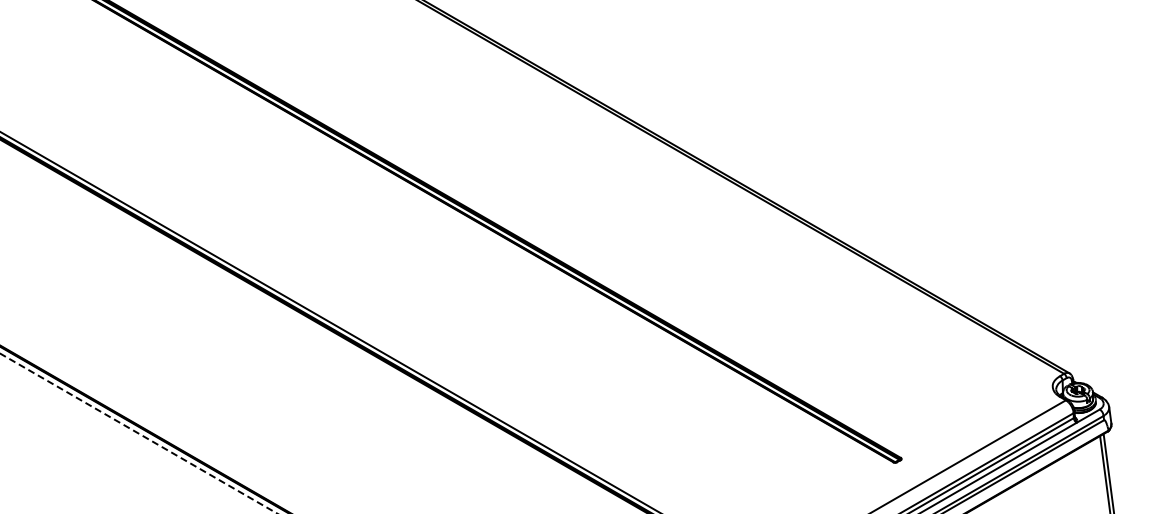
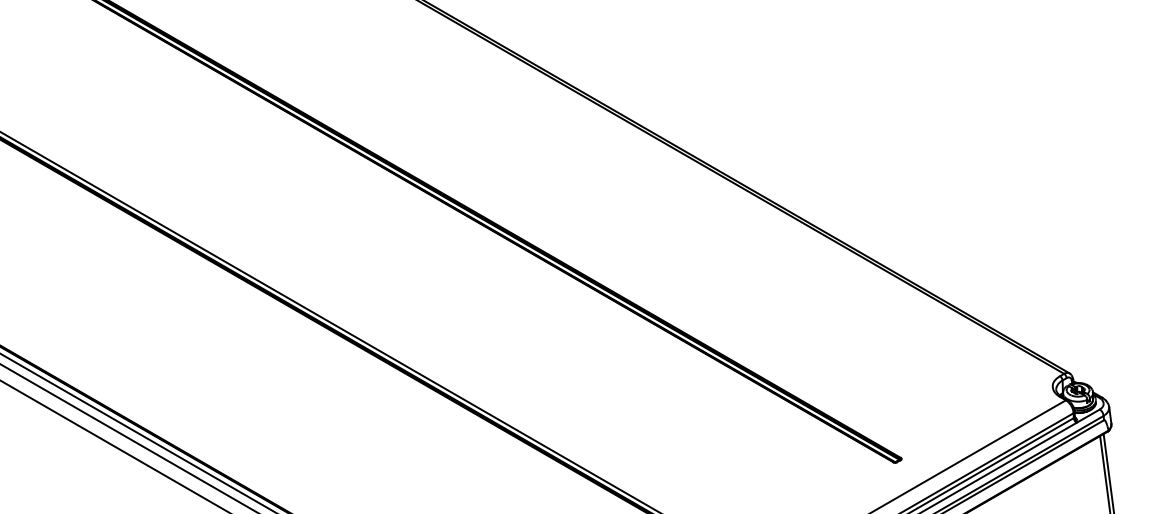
line: dashed -> solid (139, 433)
line: none -> present (127, 437)
line: none -> present (113, 445)
